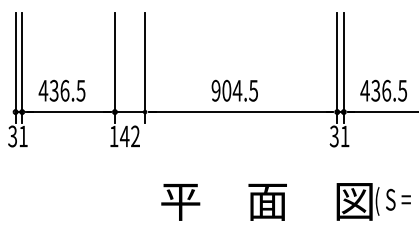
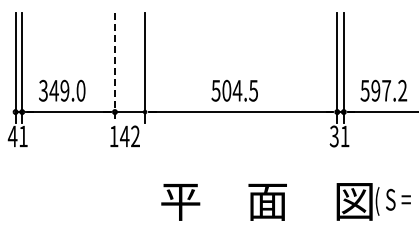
line: solid -> dashed (114, 67)
text: 436.5 -> 349.0 (61, 90)
text: 904.5 -> 504.5 (215, 90)
text: 436.5 -> 597.2 (383, 90)
text: 31 -> 41 (12, 136)
